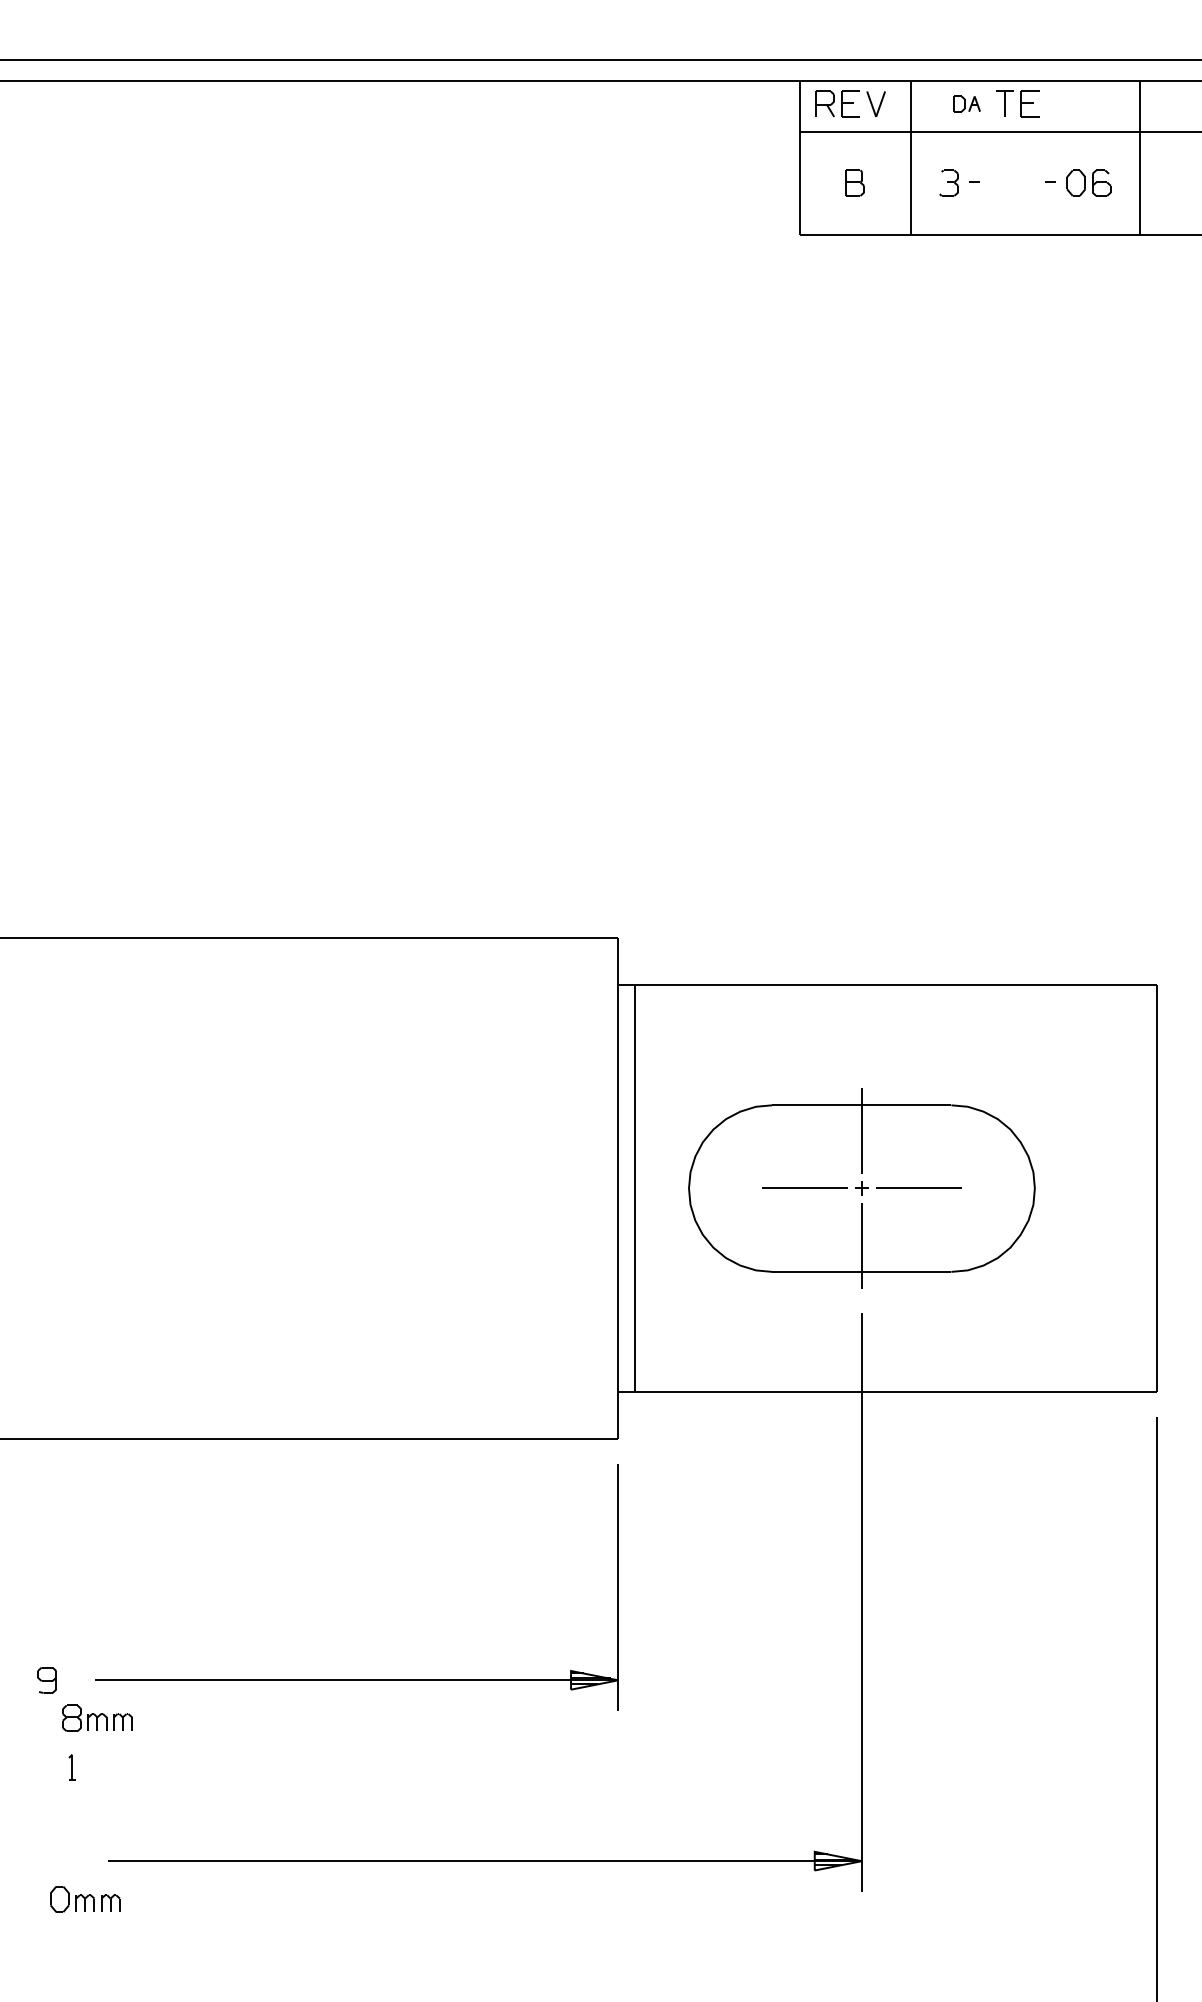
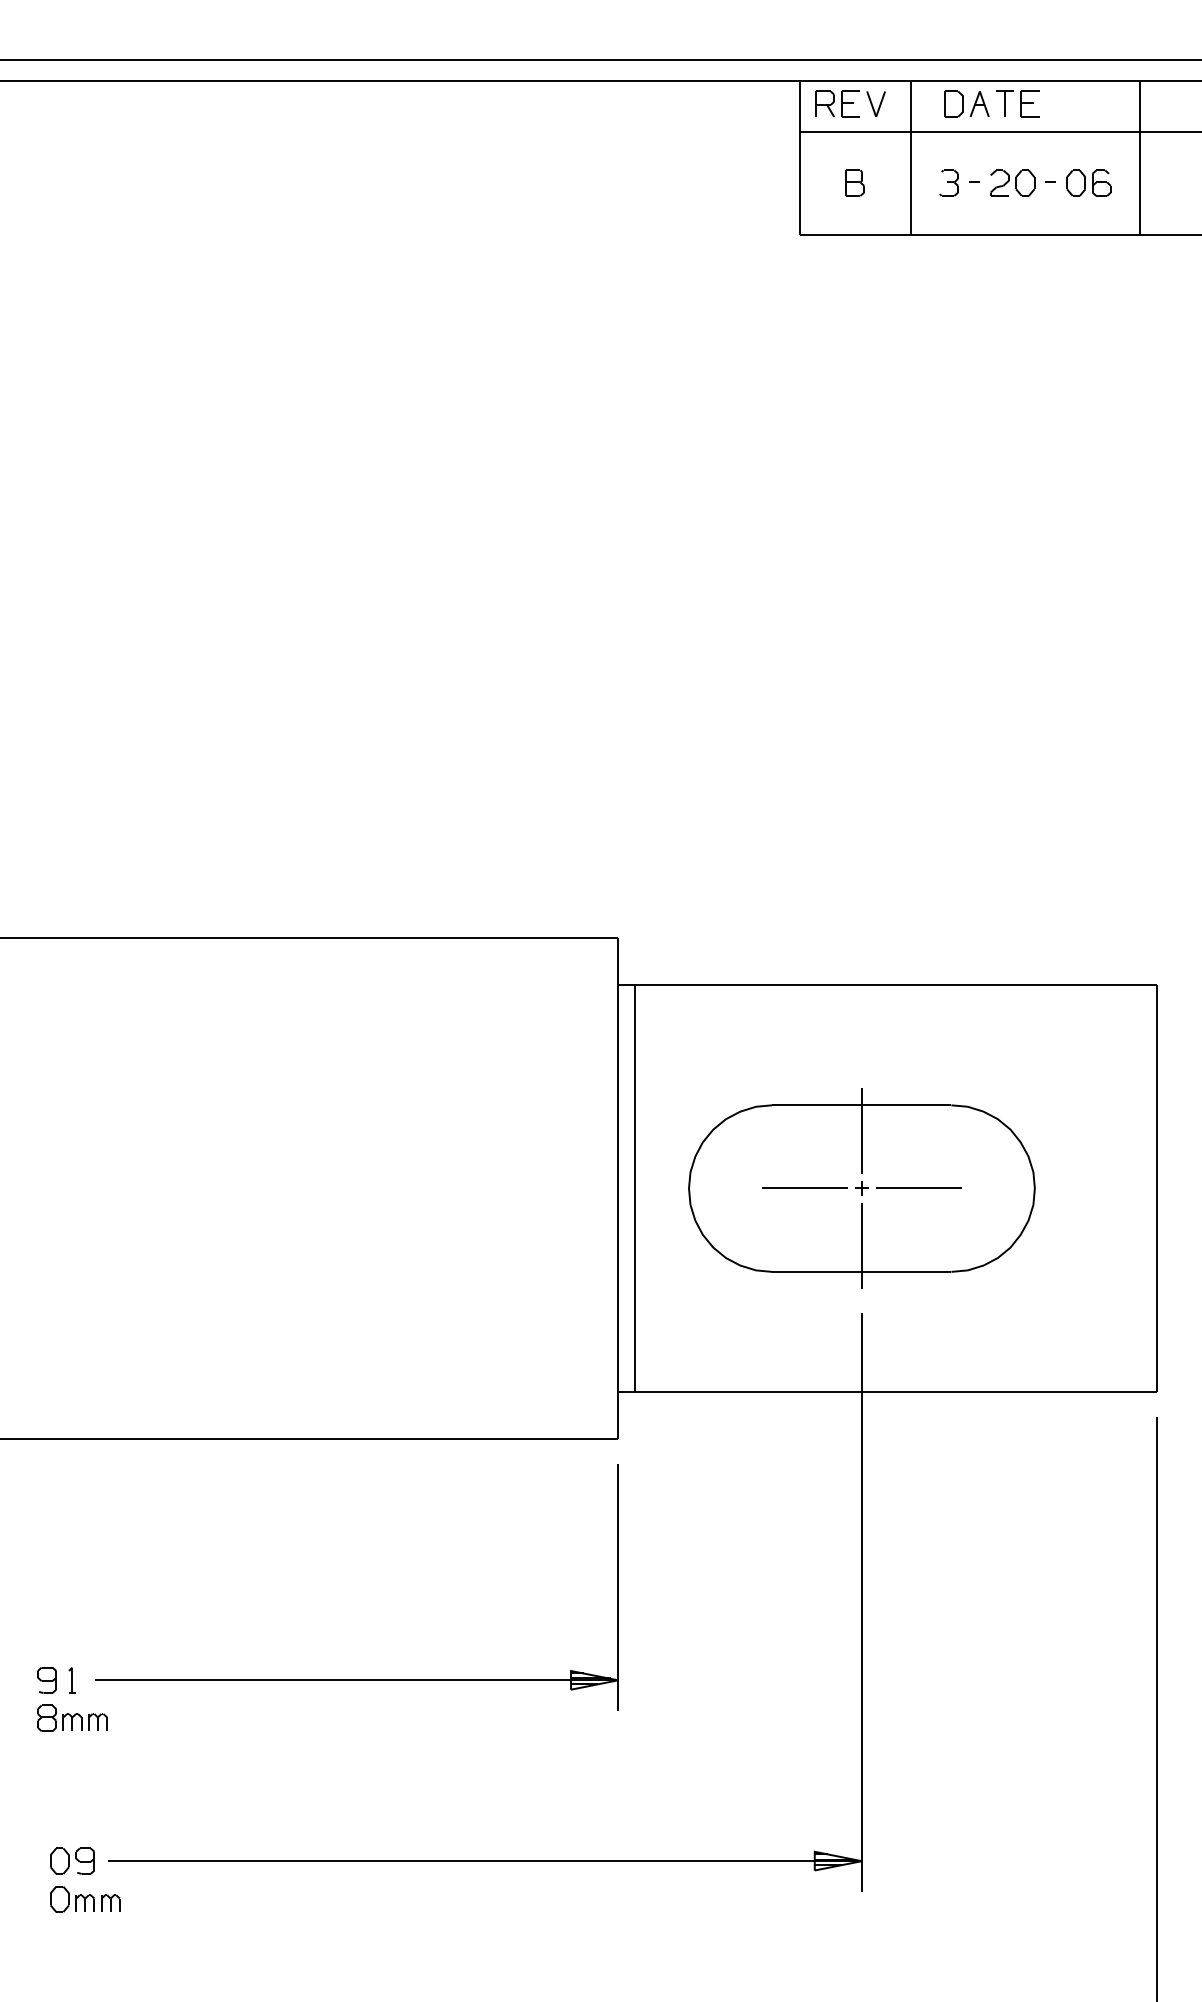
part size: 28x18 px -> 46x28 px (966, 103)
part: none -> present (1012, 182)
part position: (97, 1717) -> (72, 1717) (72, 1717)
part position: (71, 1767) -> (71, 1680) (71, 1680)
part: none -> present (72, 1860)
